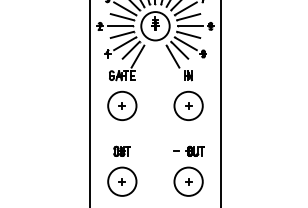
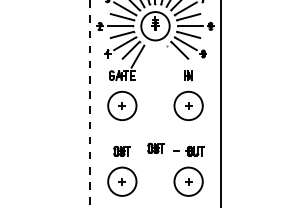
line: present -> none (172, 56)
line: solid -> dashed (89, 104)
part: none -> present (155, 147)
